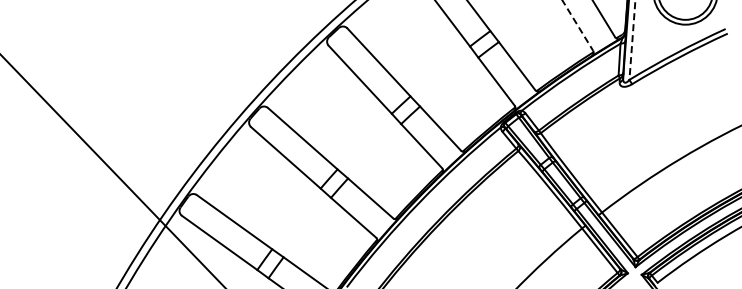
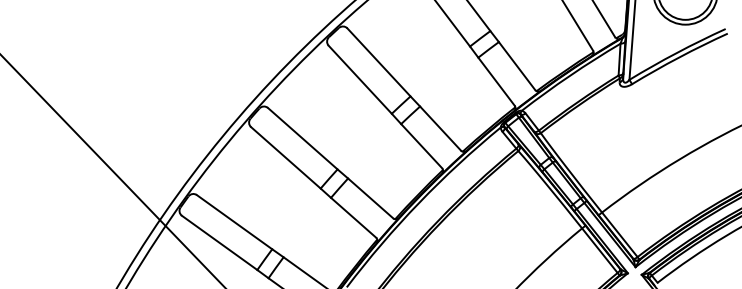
line: dashed -> solid (577, 25)
line: dashed -> solid (632, 40)
